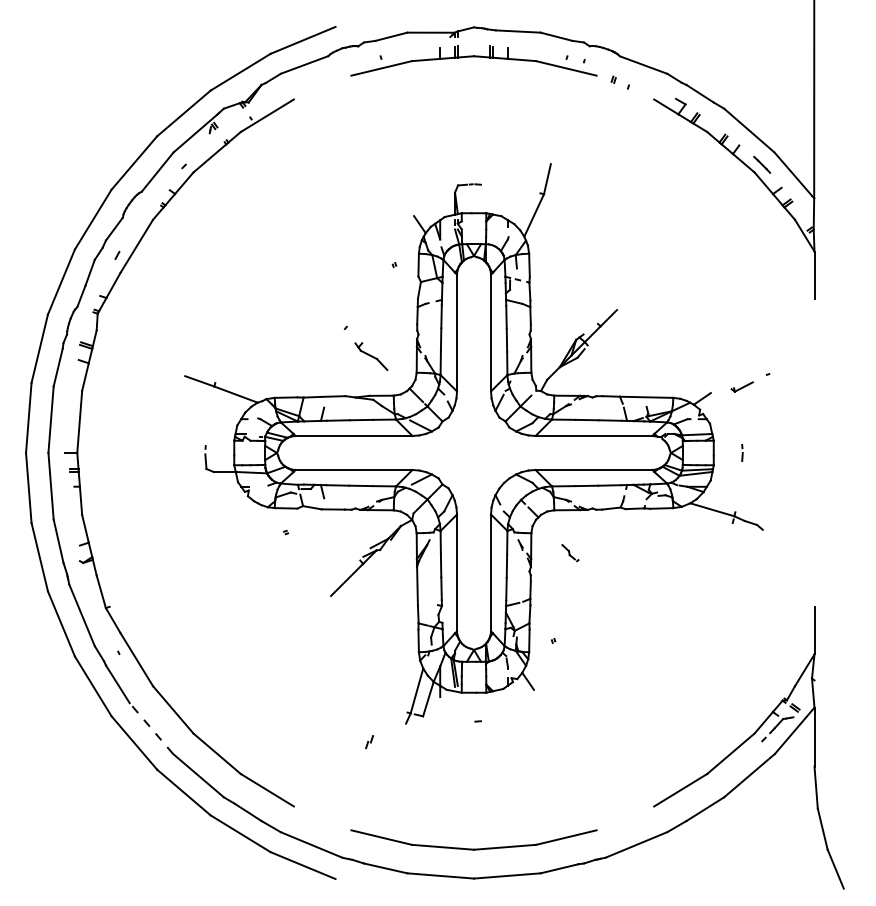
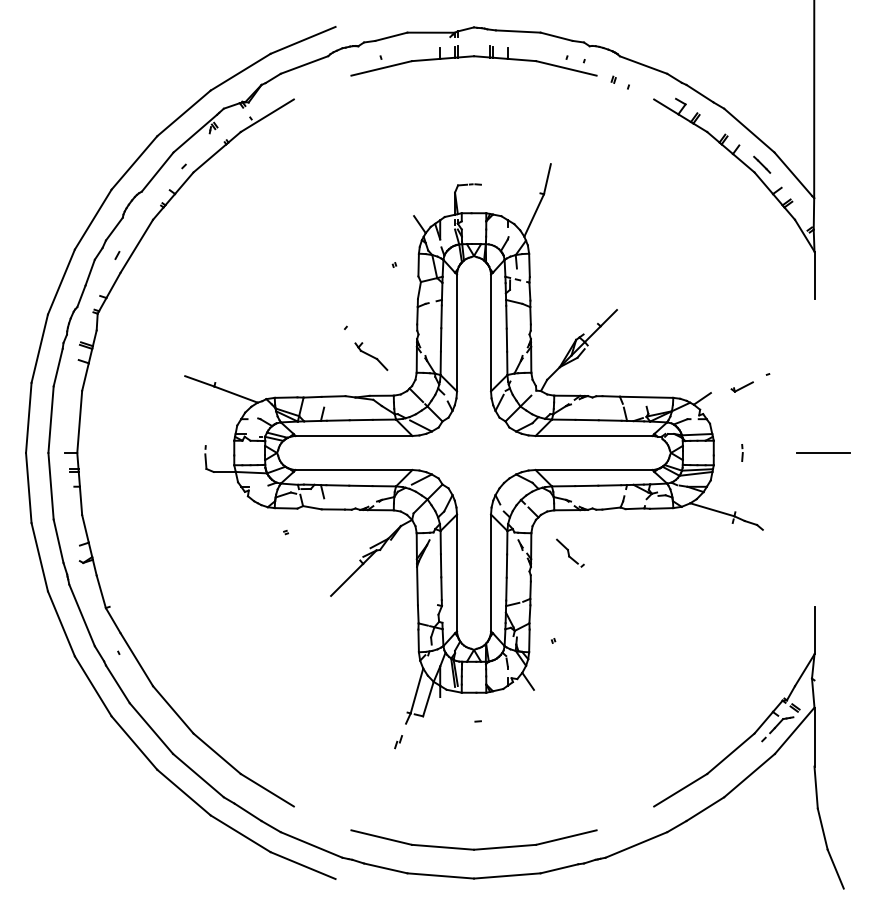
line: none -> present (822, 452)
part size: 19x19 px -> 29x30 px (570, 552)
line: dashed -> solid (151, 728)
part position: (369, 742) -> (398, 742) (398, 742)
